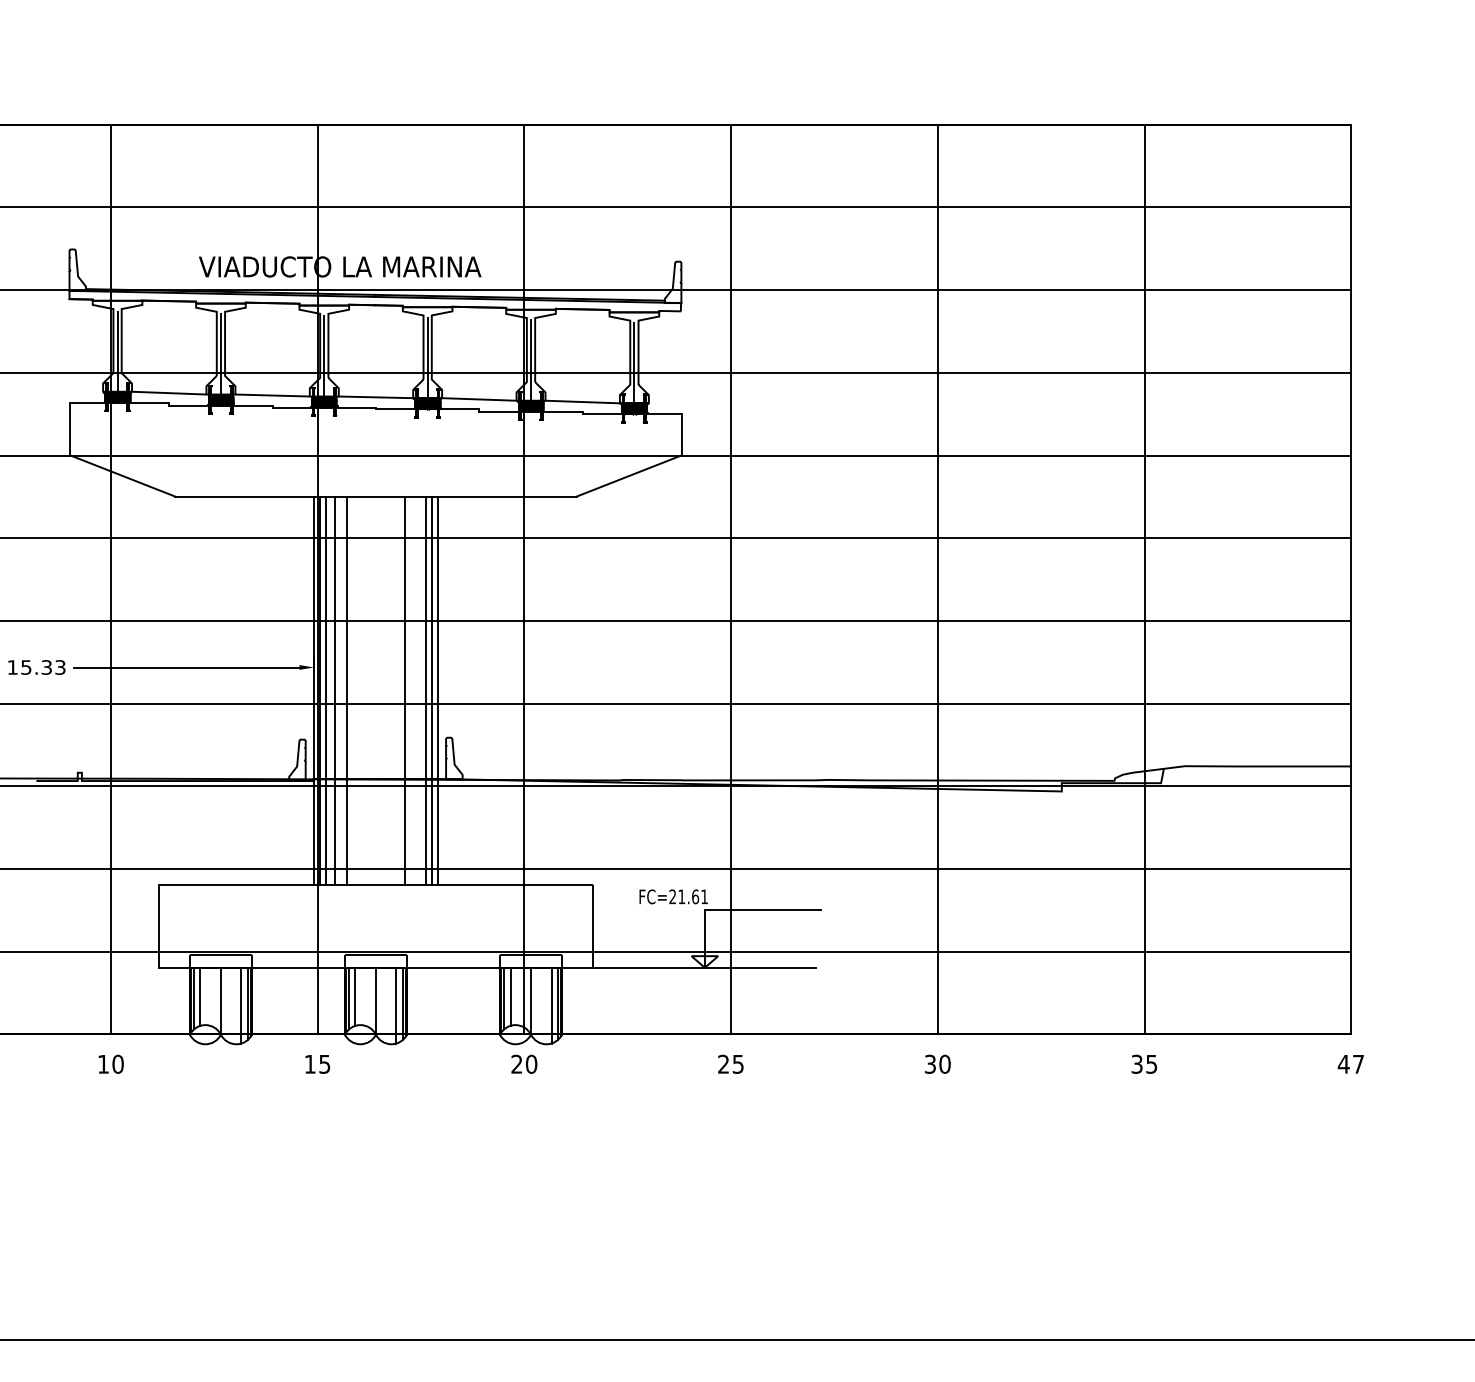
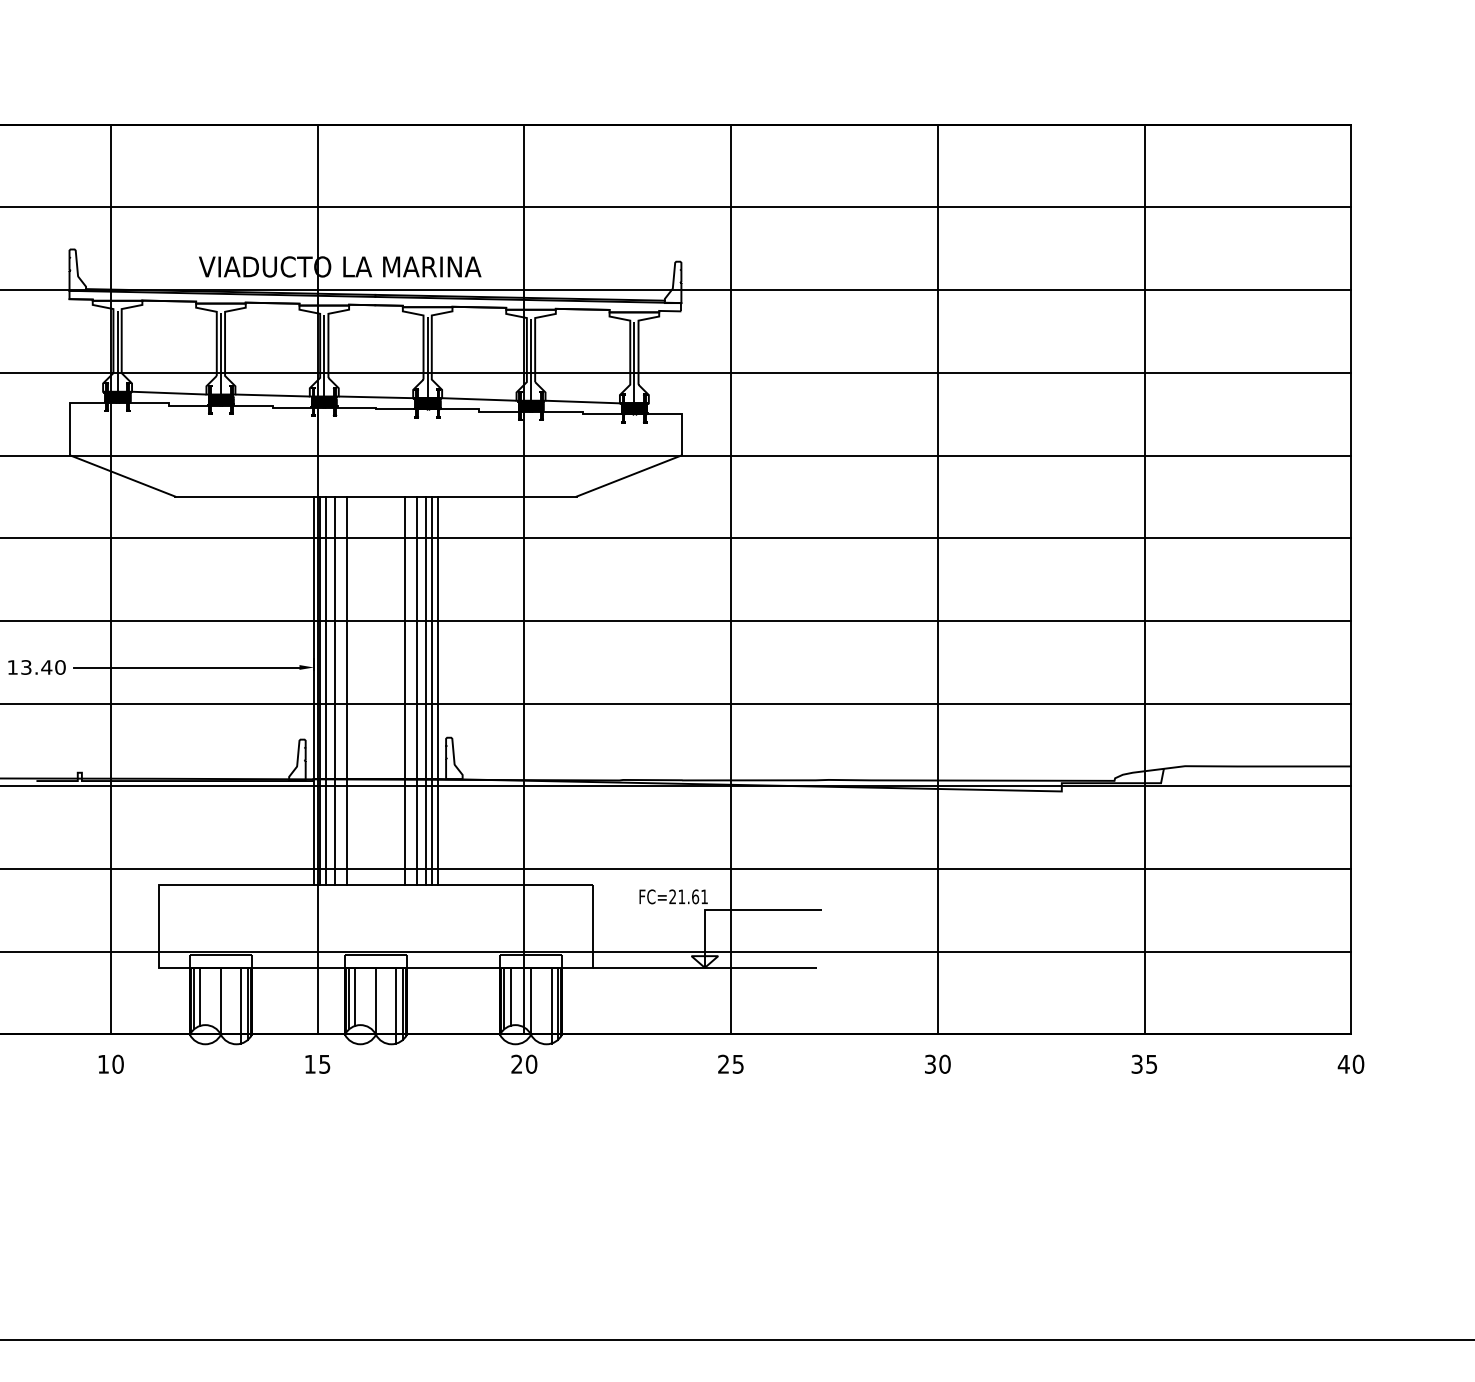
text: 15.33 -> 13.40 (43, 667)
line: none -> present (417, 690)
text: 47 -> 40 (1358, 1063)
